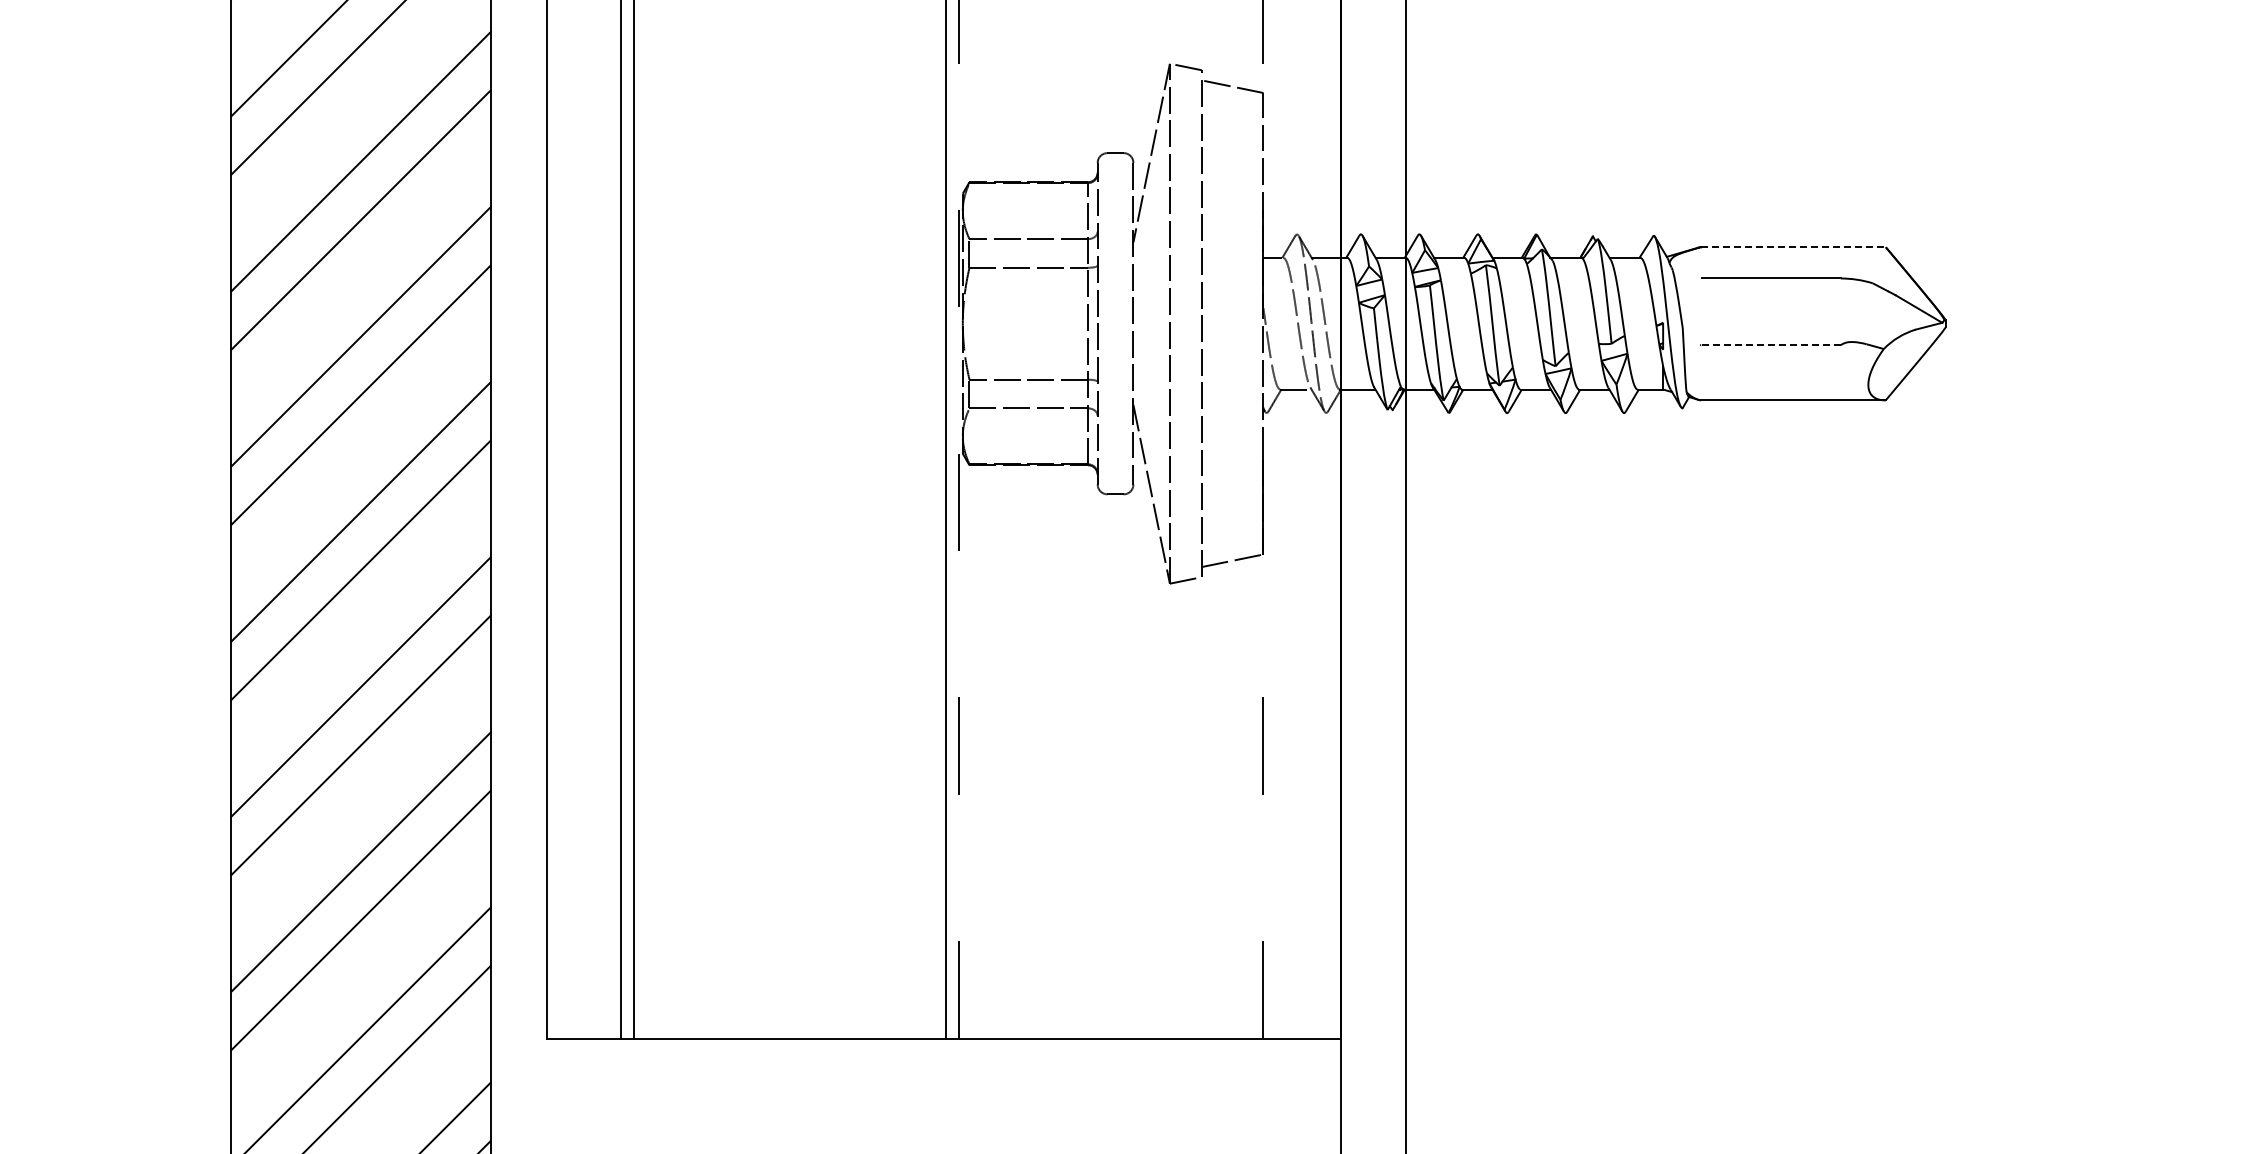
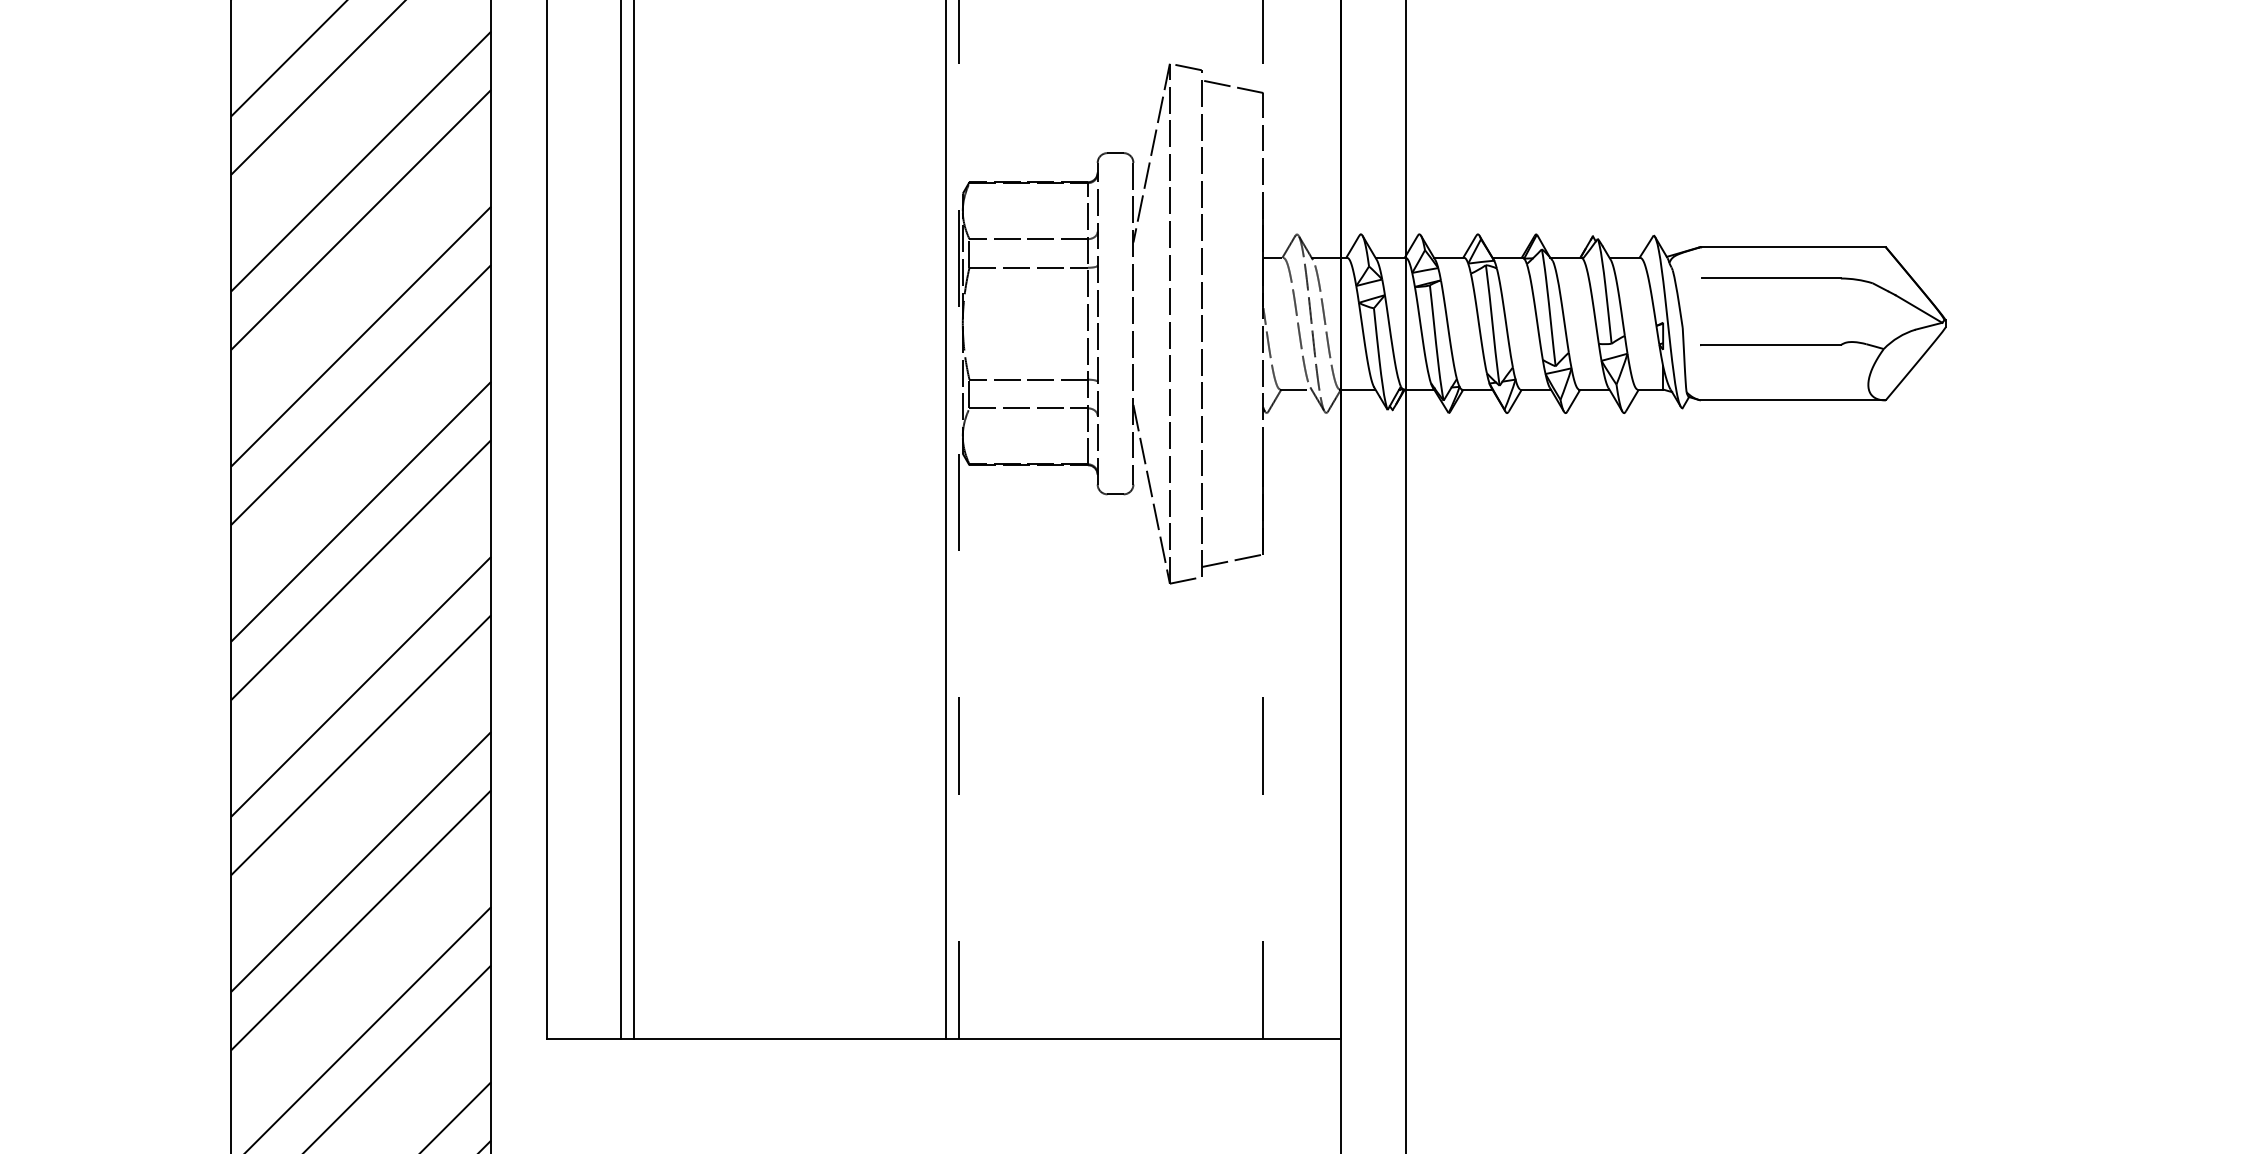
line: dashed -> solid (1793, 247)
line: dashed -> solid (1771, 345)
